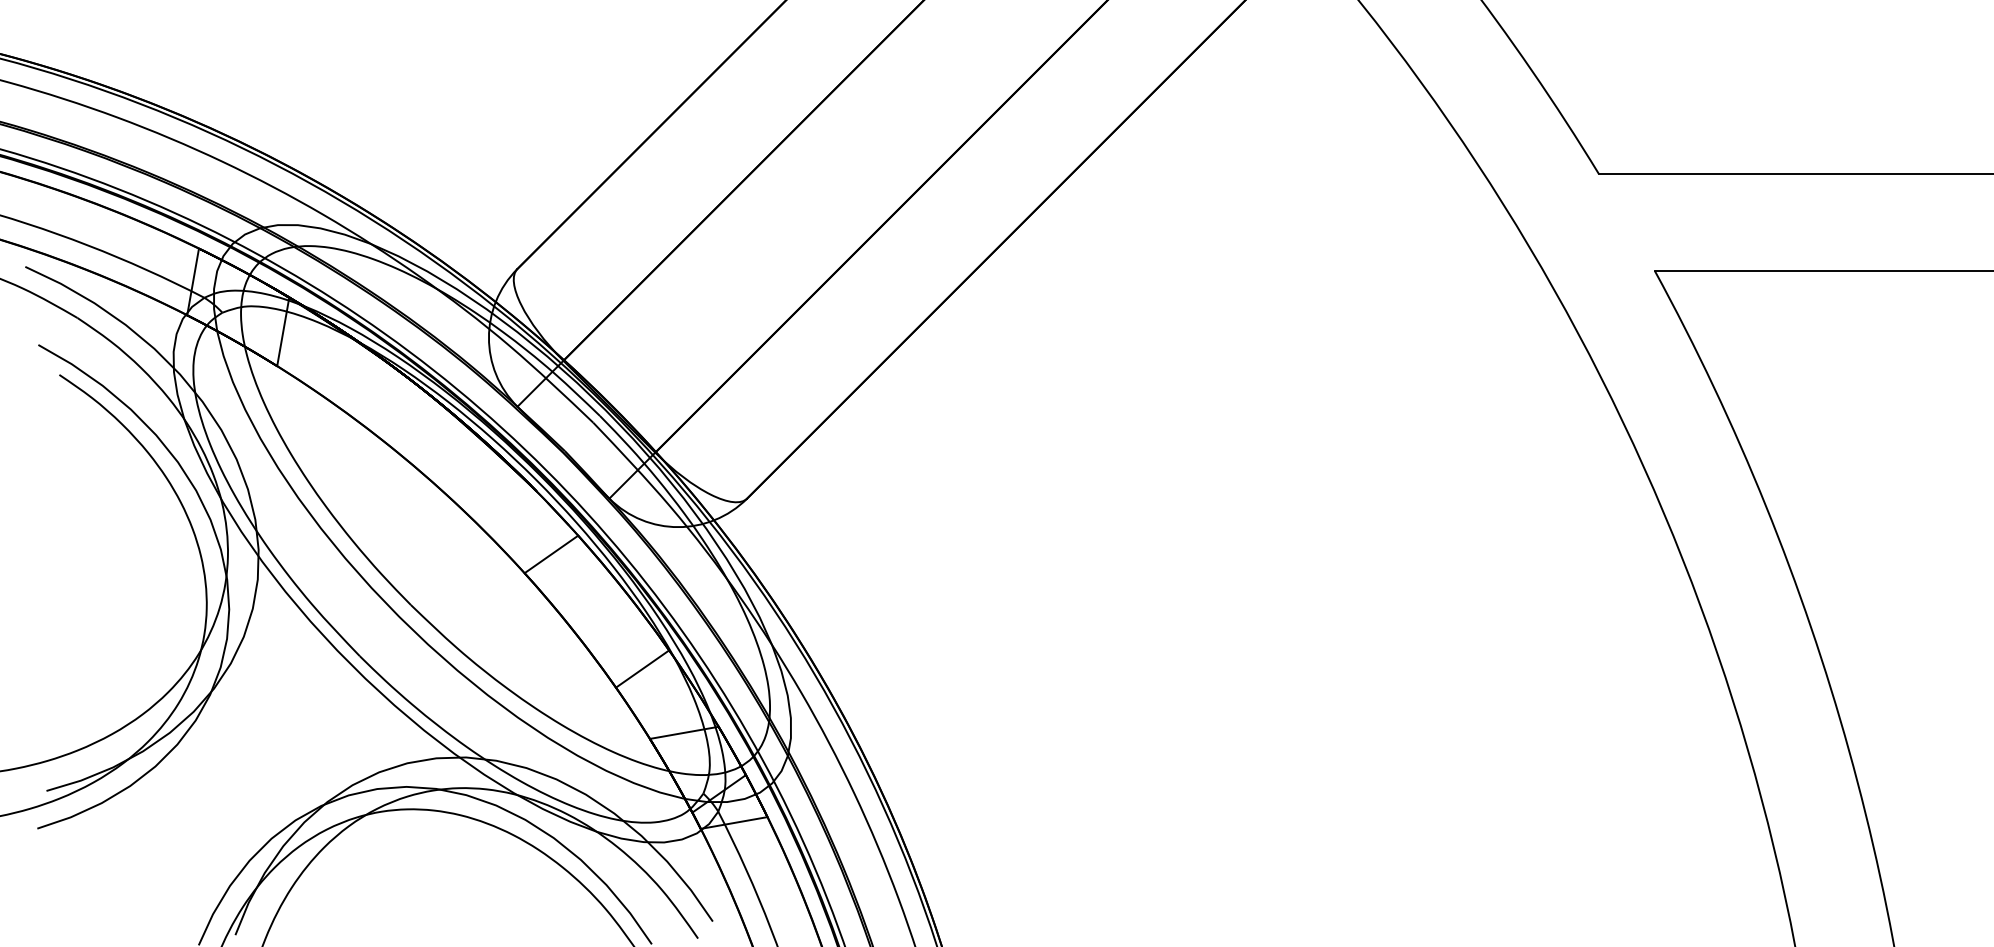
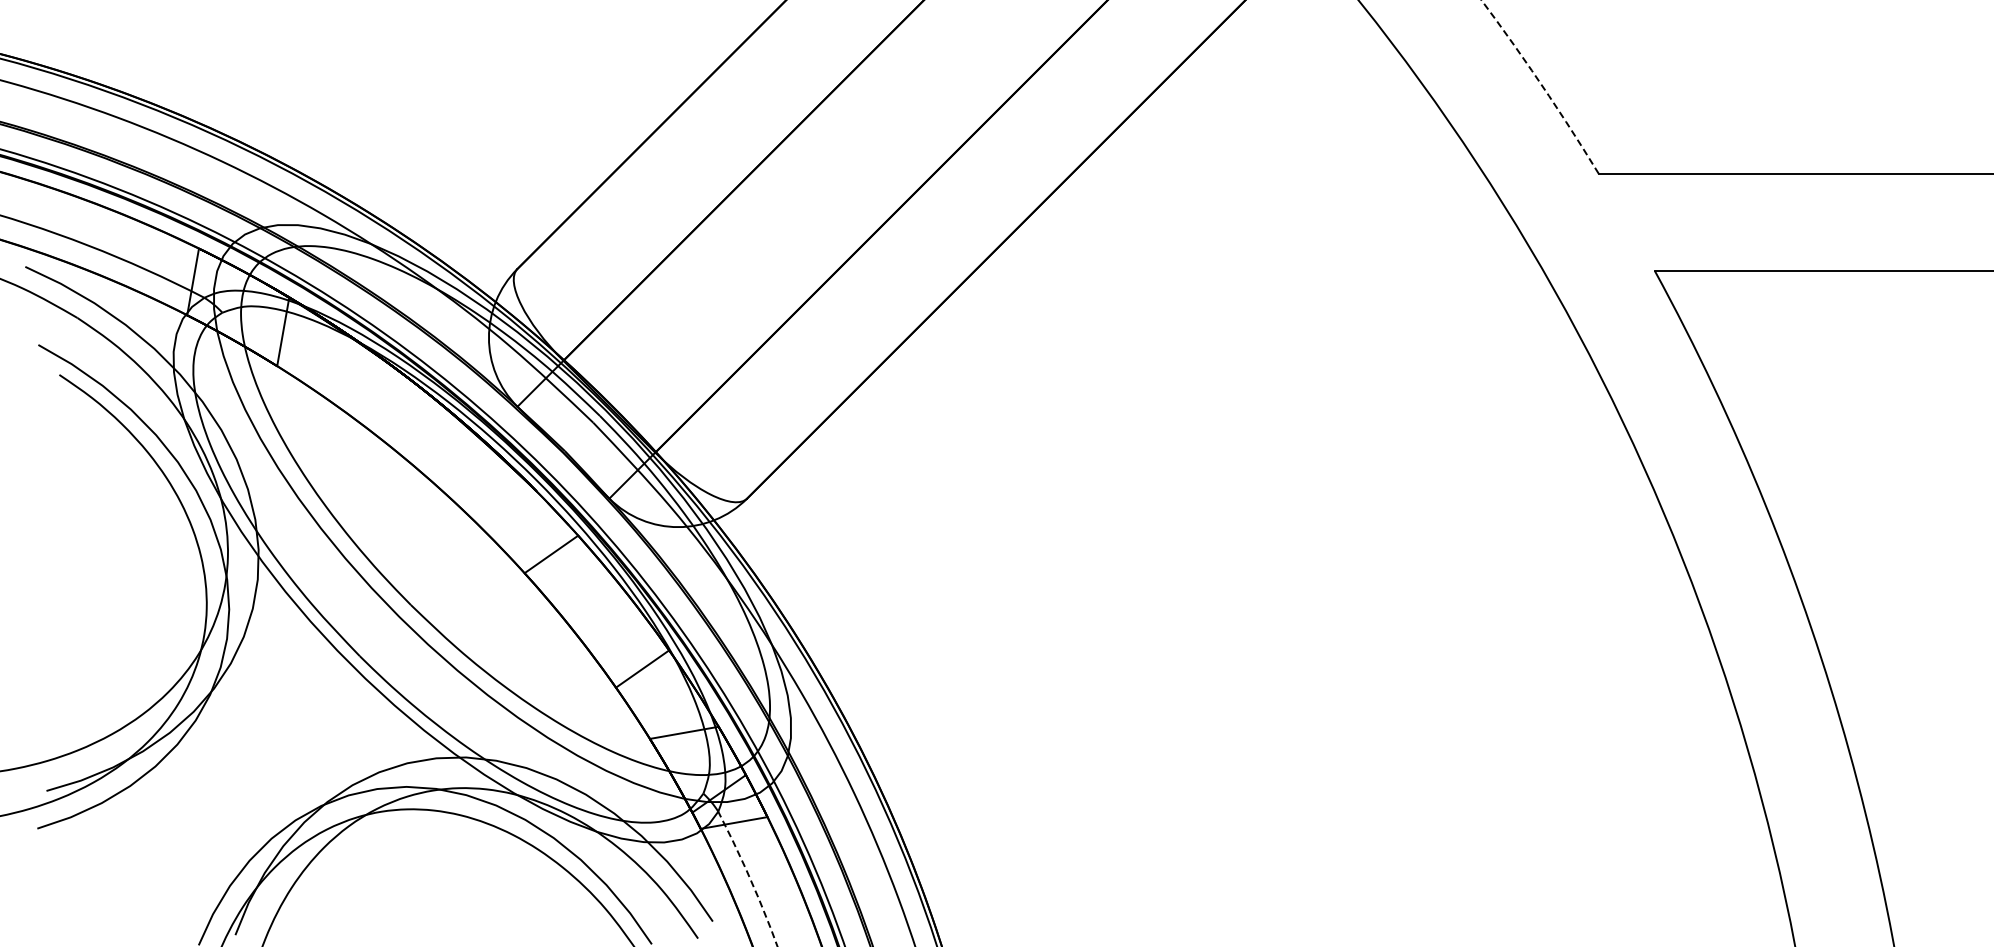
arc: solid -> dashed (1541, 85)
arc: solid -> dashed (749, 877)
